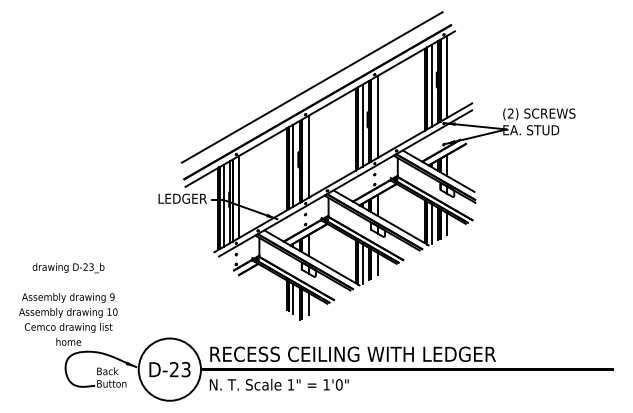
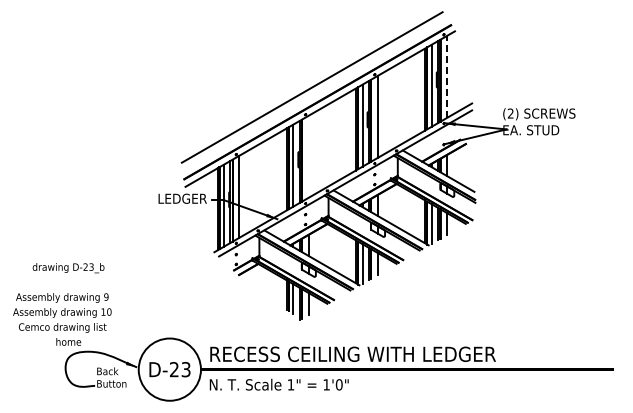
line: solid -> dashed (446, 76)
line: present -> none (308, 156)
text position: (68, 312) -> (62, 312) (62, 312)
